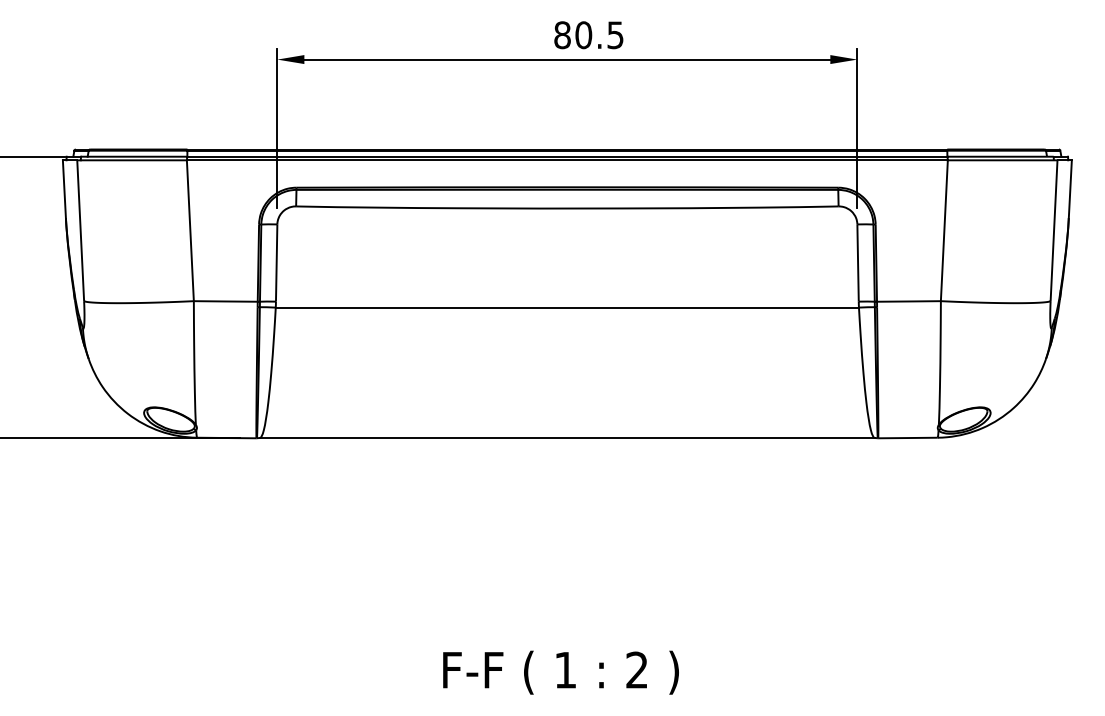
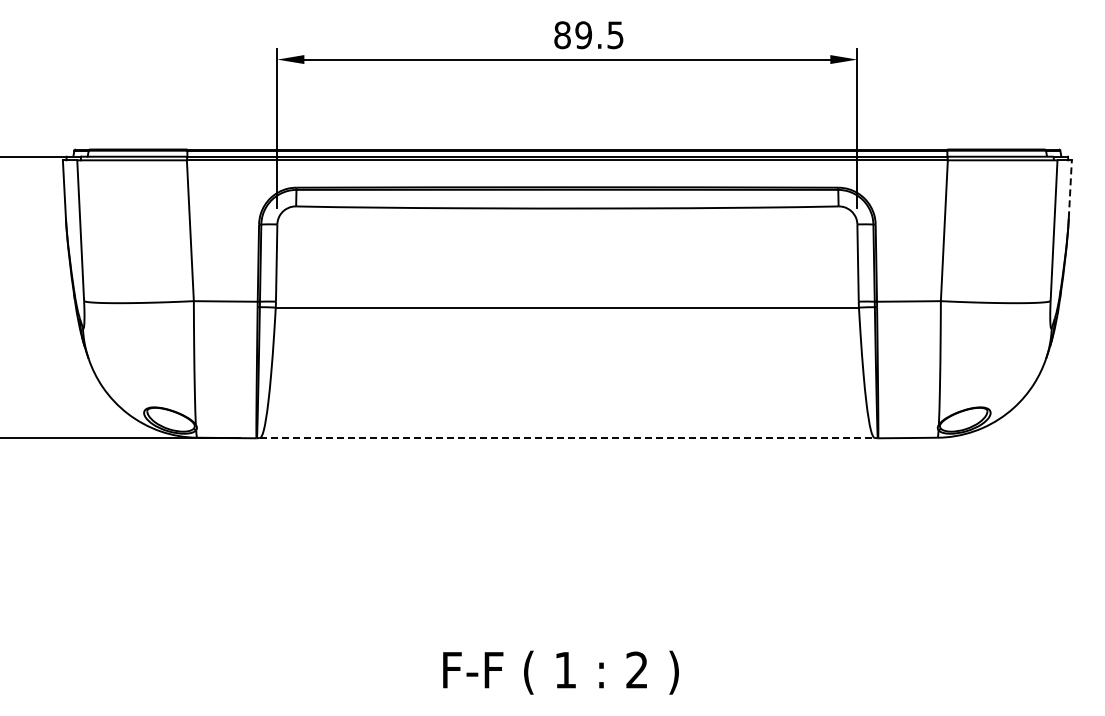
text: 80.5 -> 89.5 (583, 35)
line: solid -> dashed (1070, 188)
line: solid -> dashed (567, 438)
